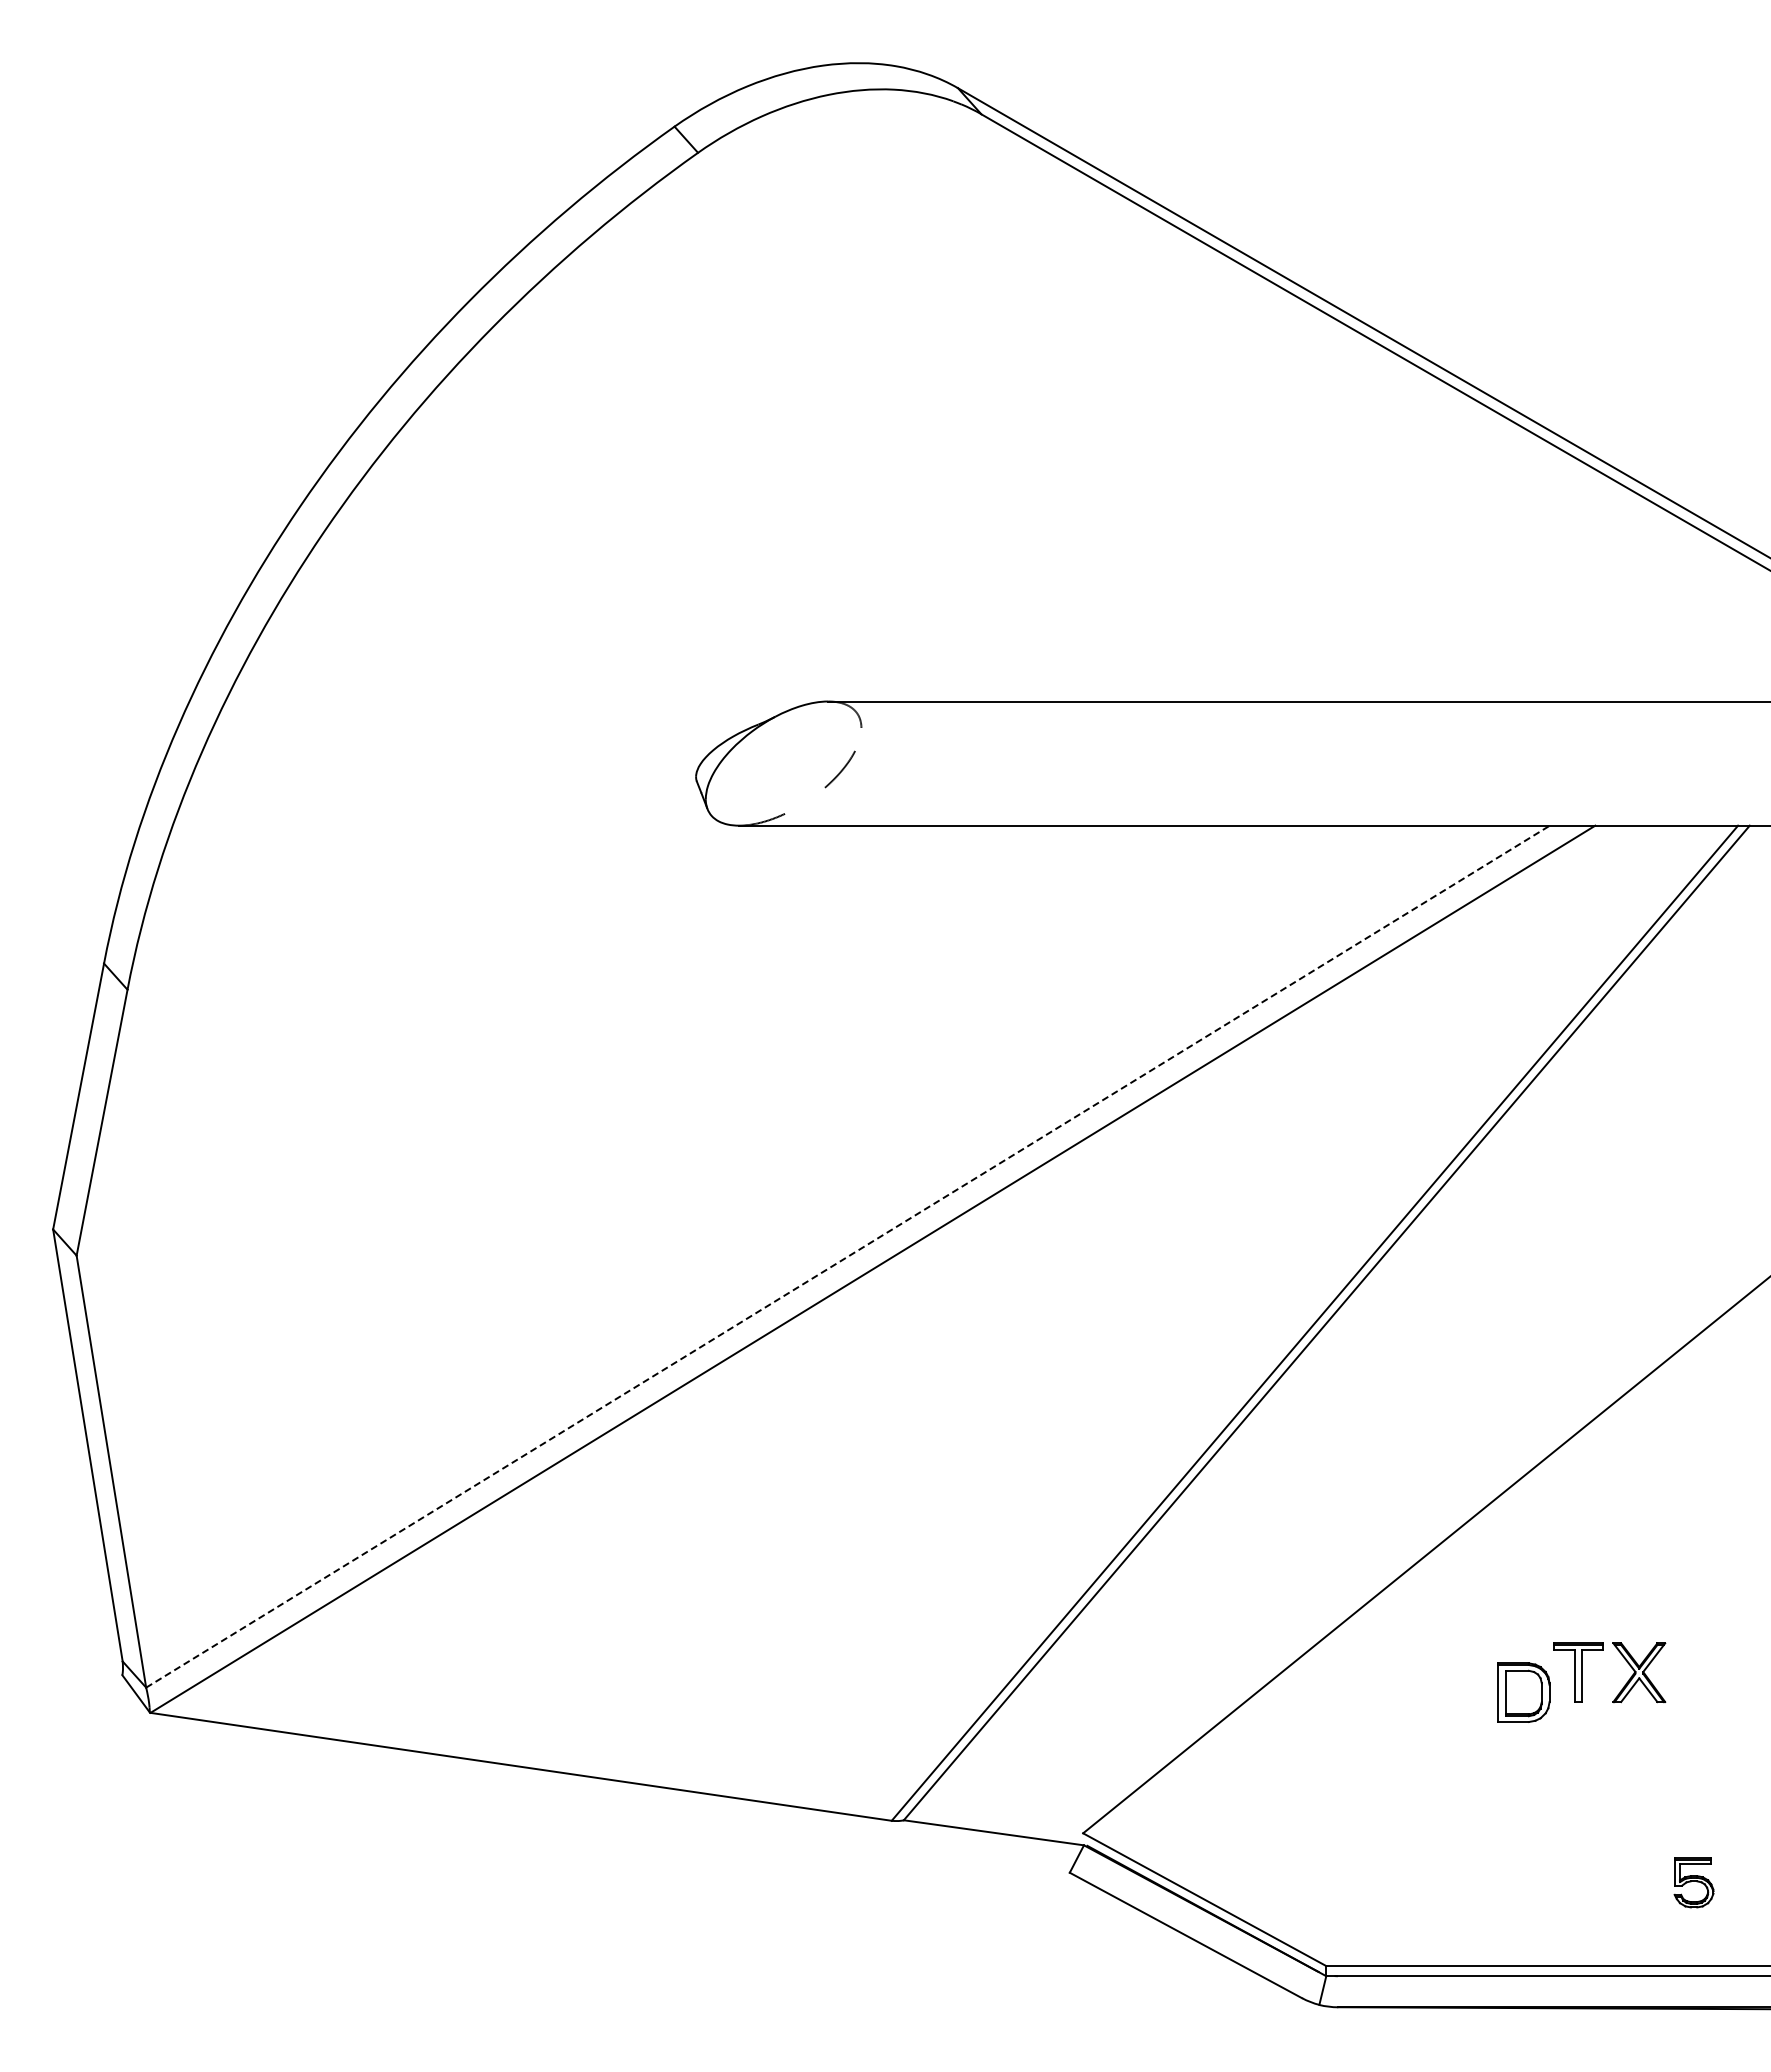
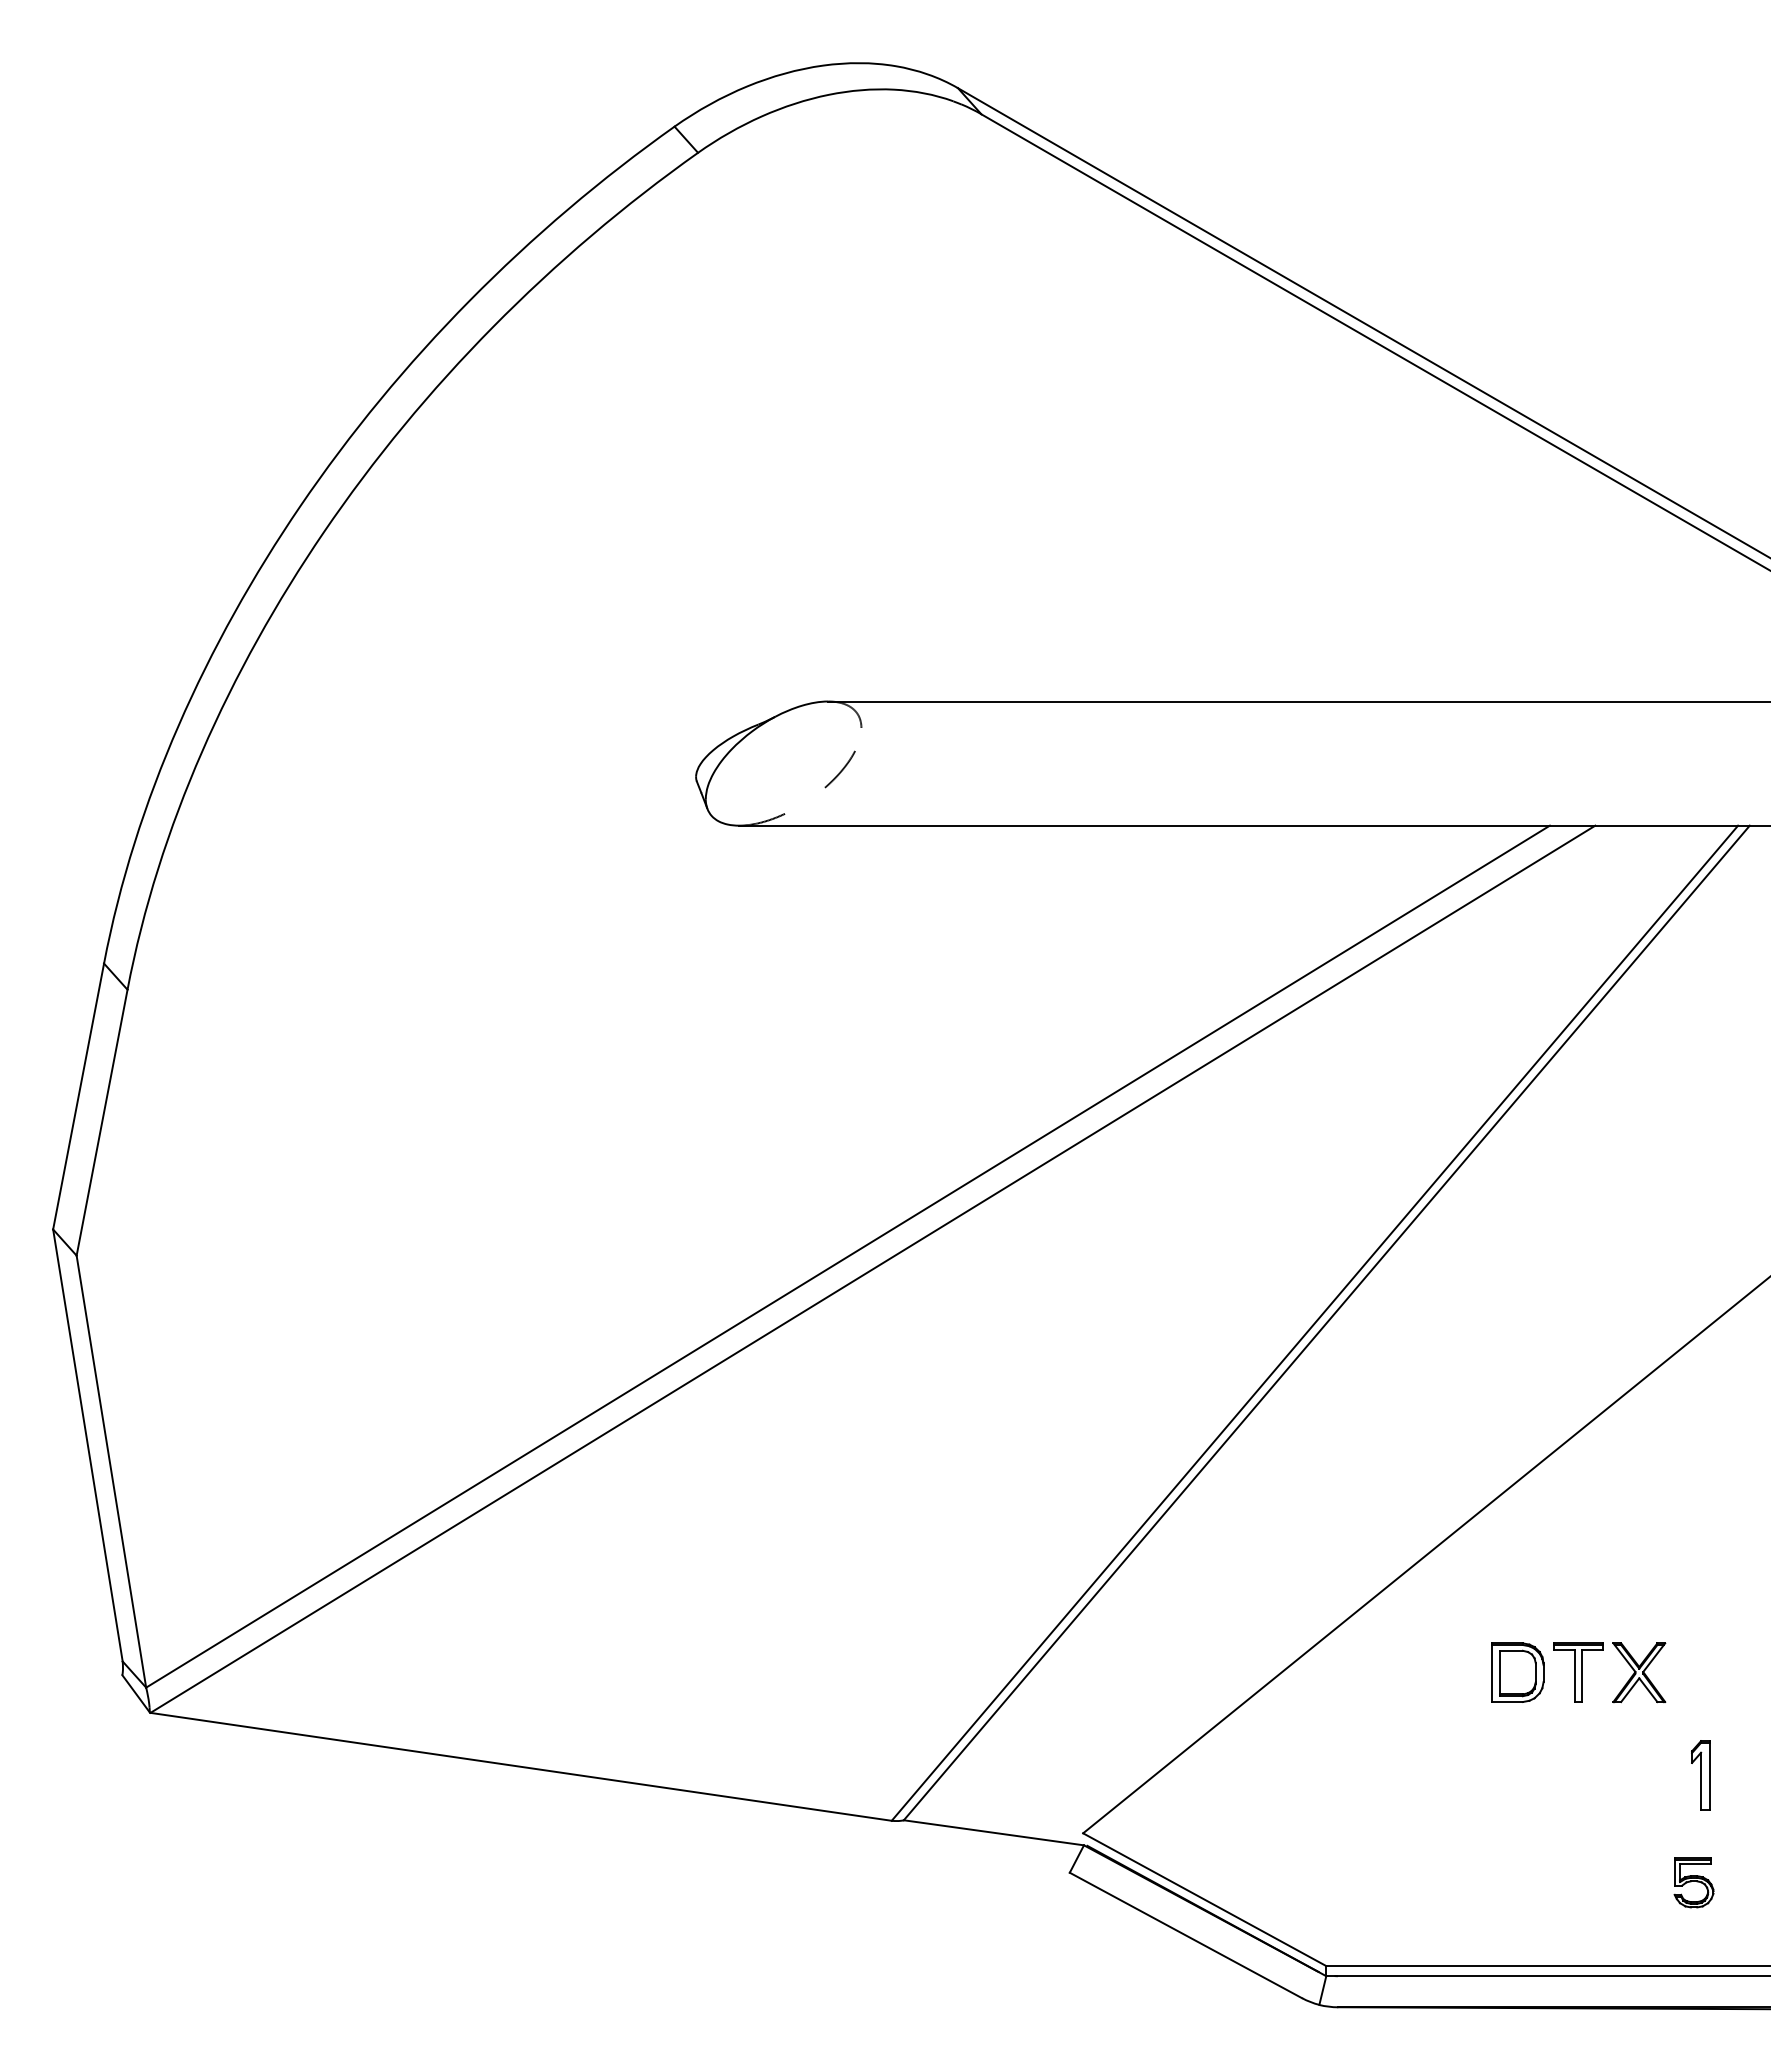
line: dashed -> solid (848, 1256)
part position: (1523, 1692) -> (1517, 1672) (1517, 1672)
part: none -> present (1700, 1775)
